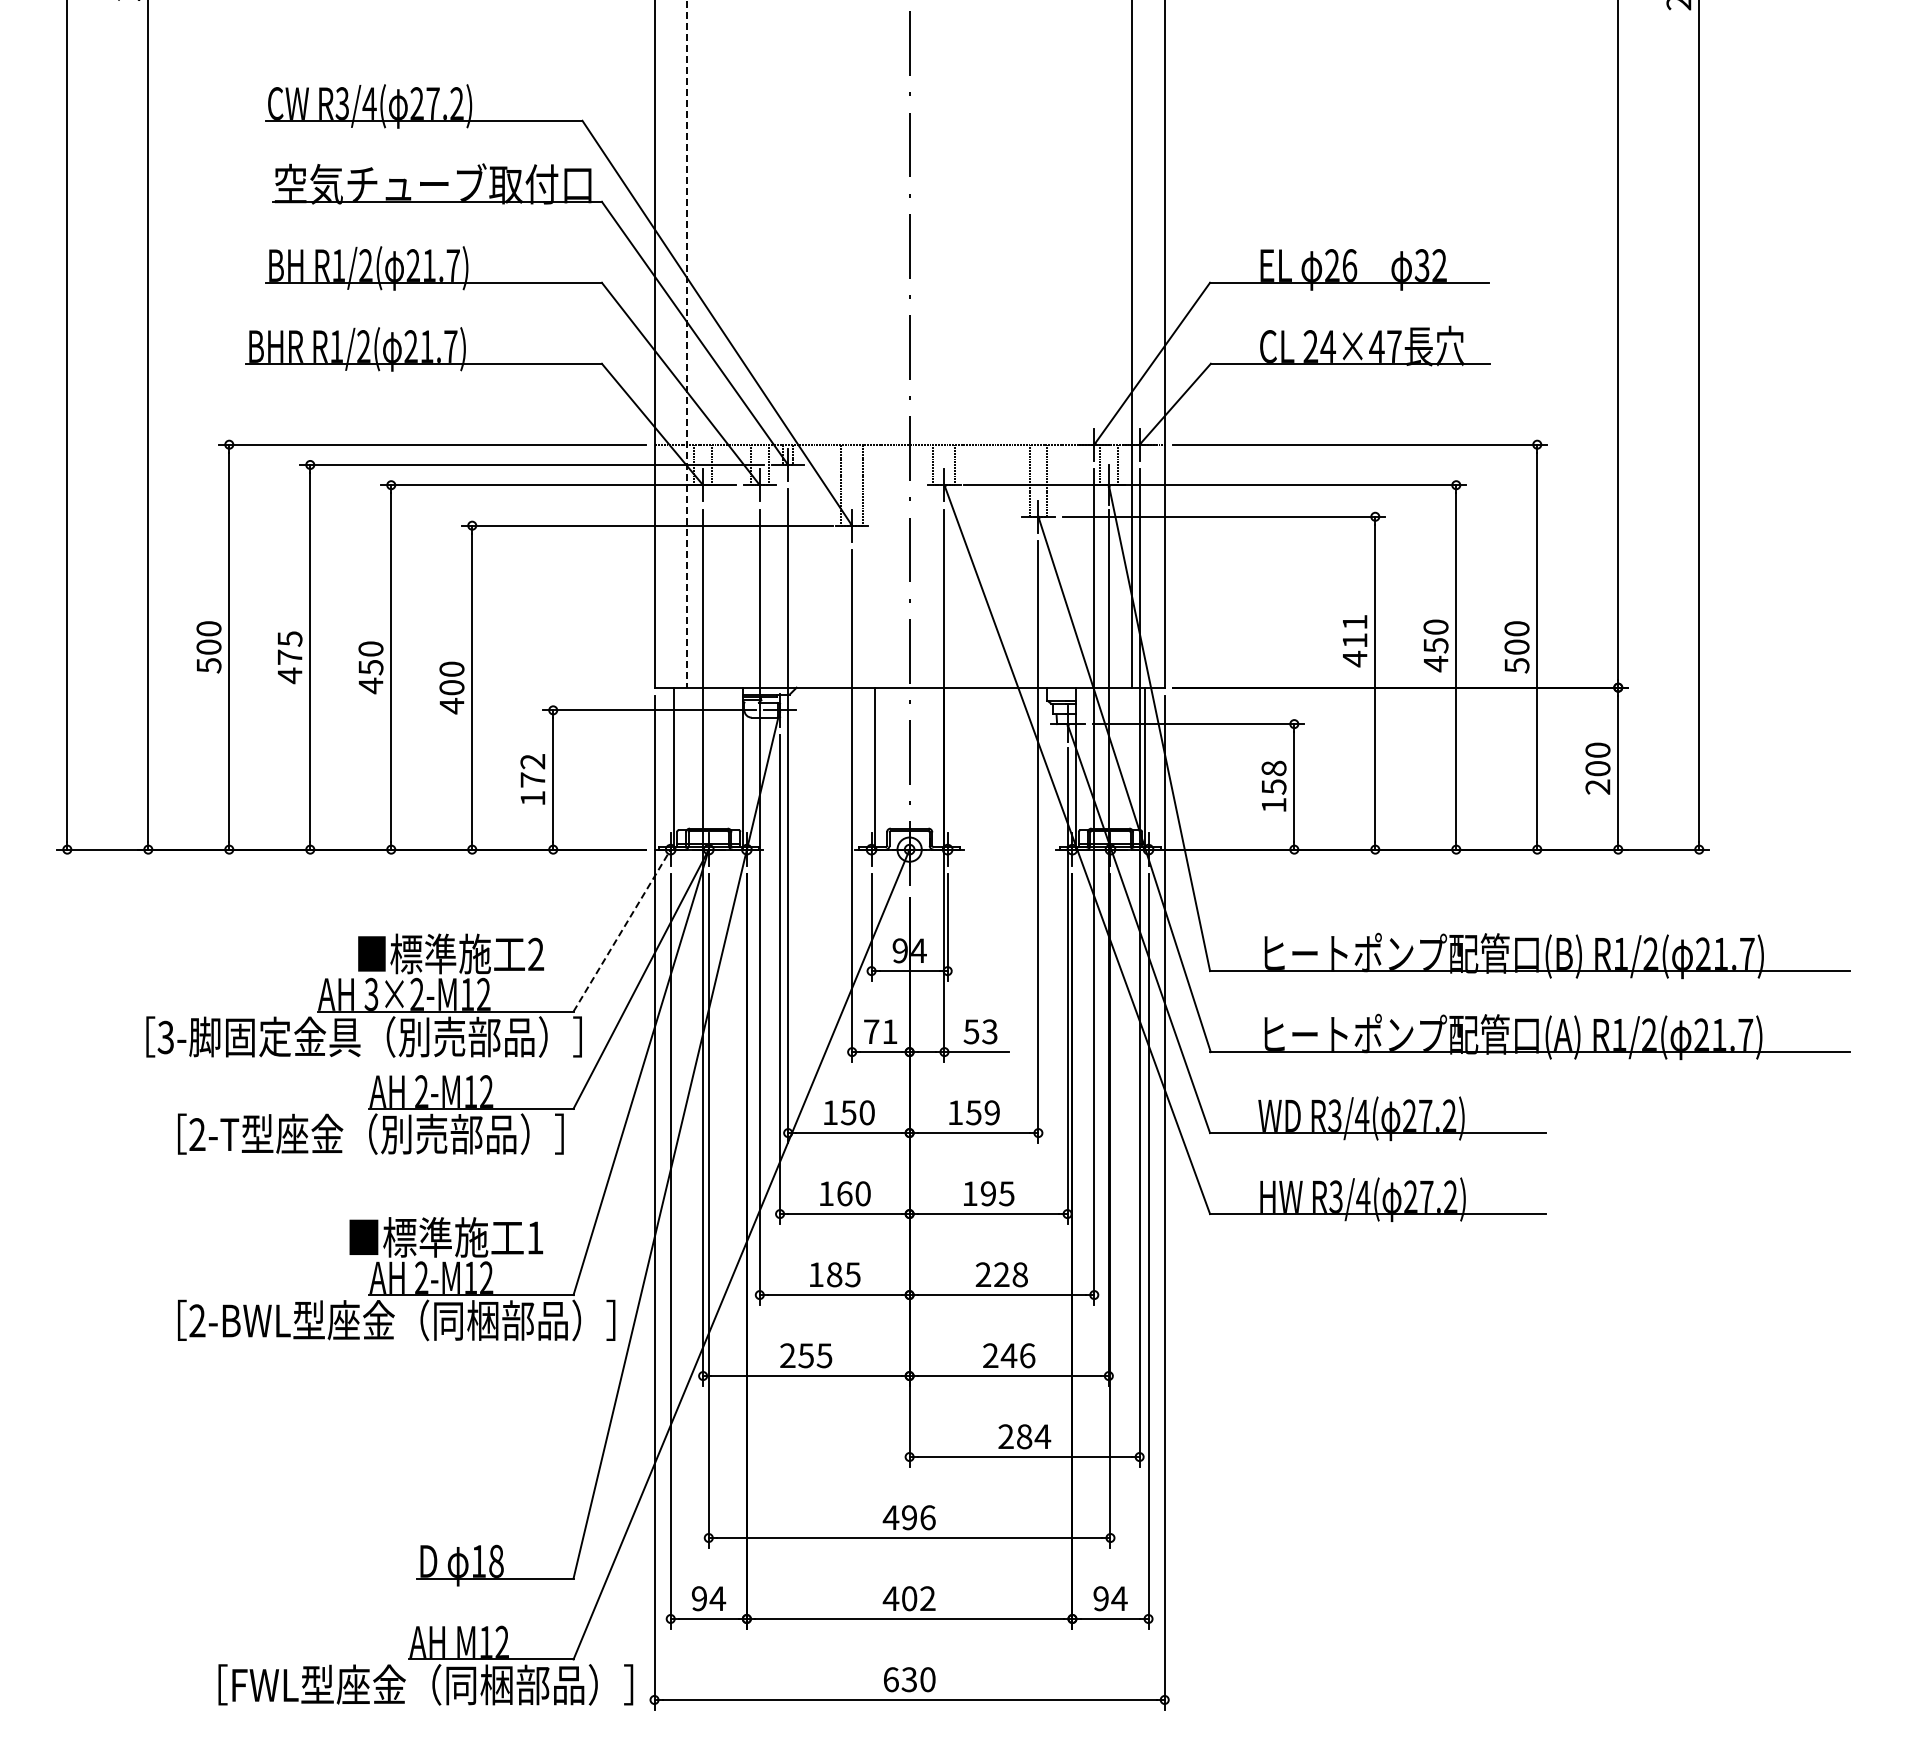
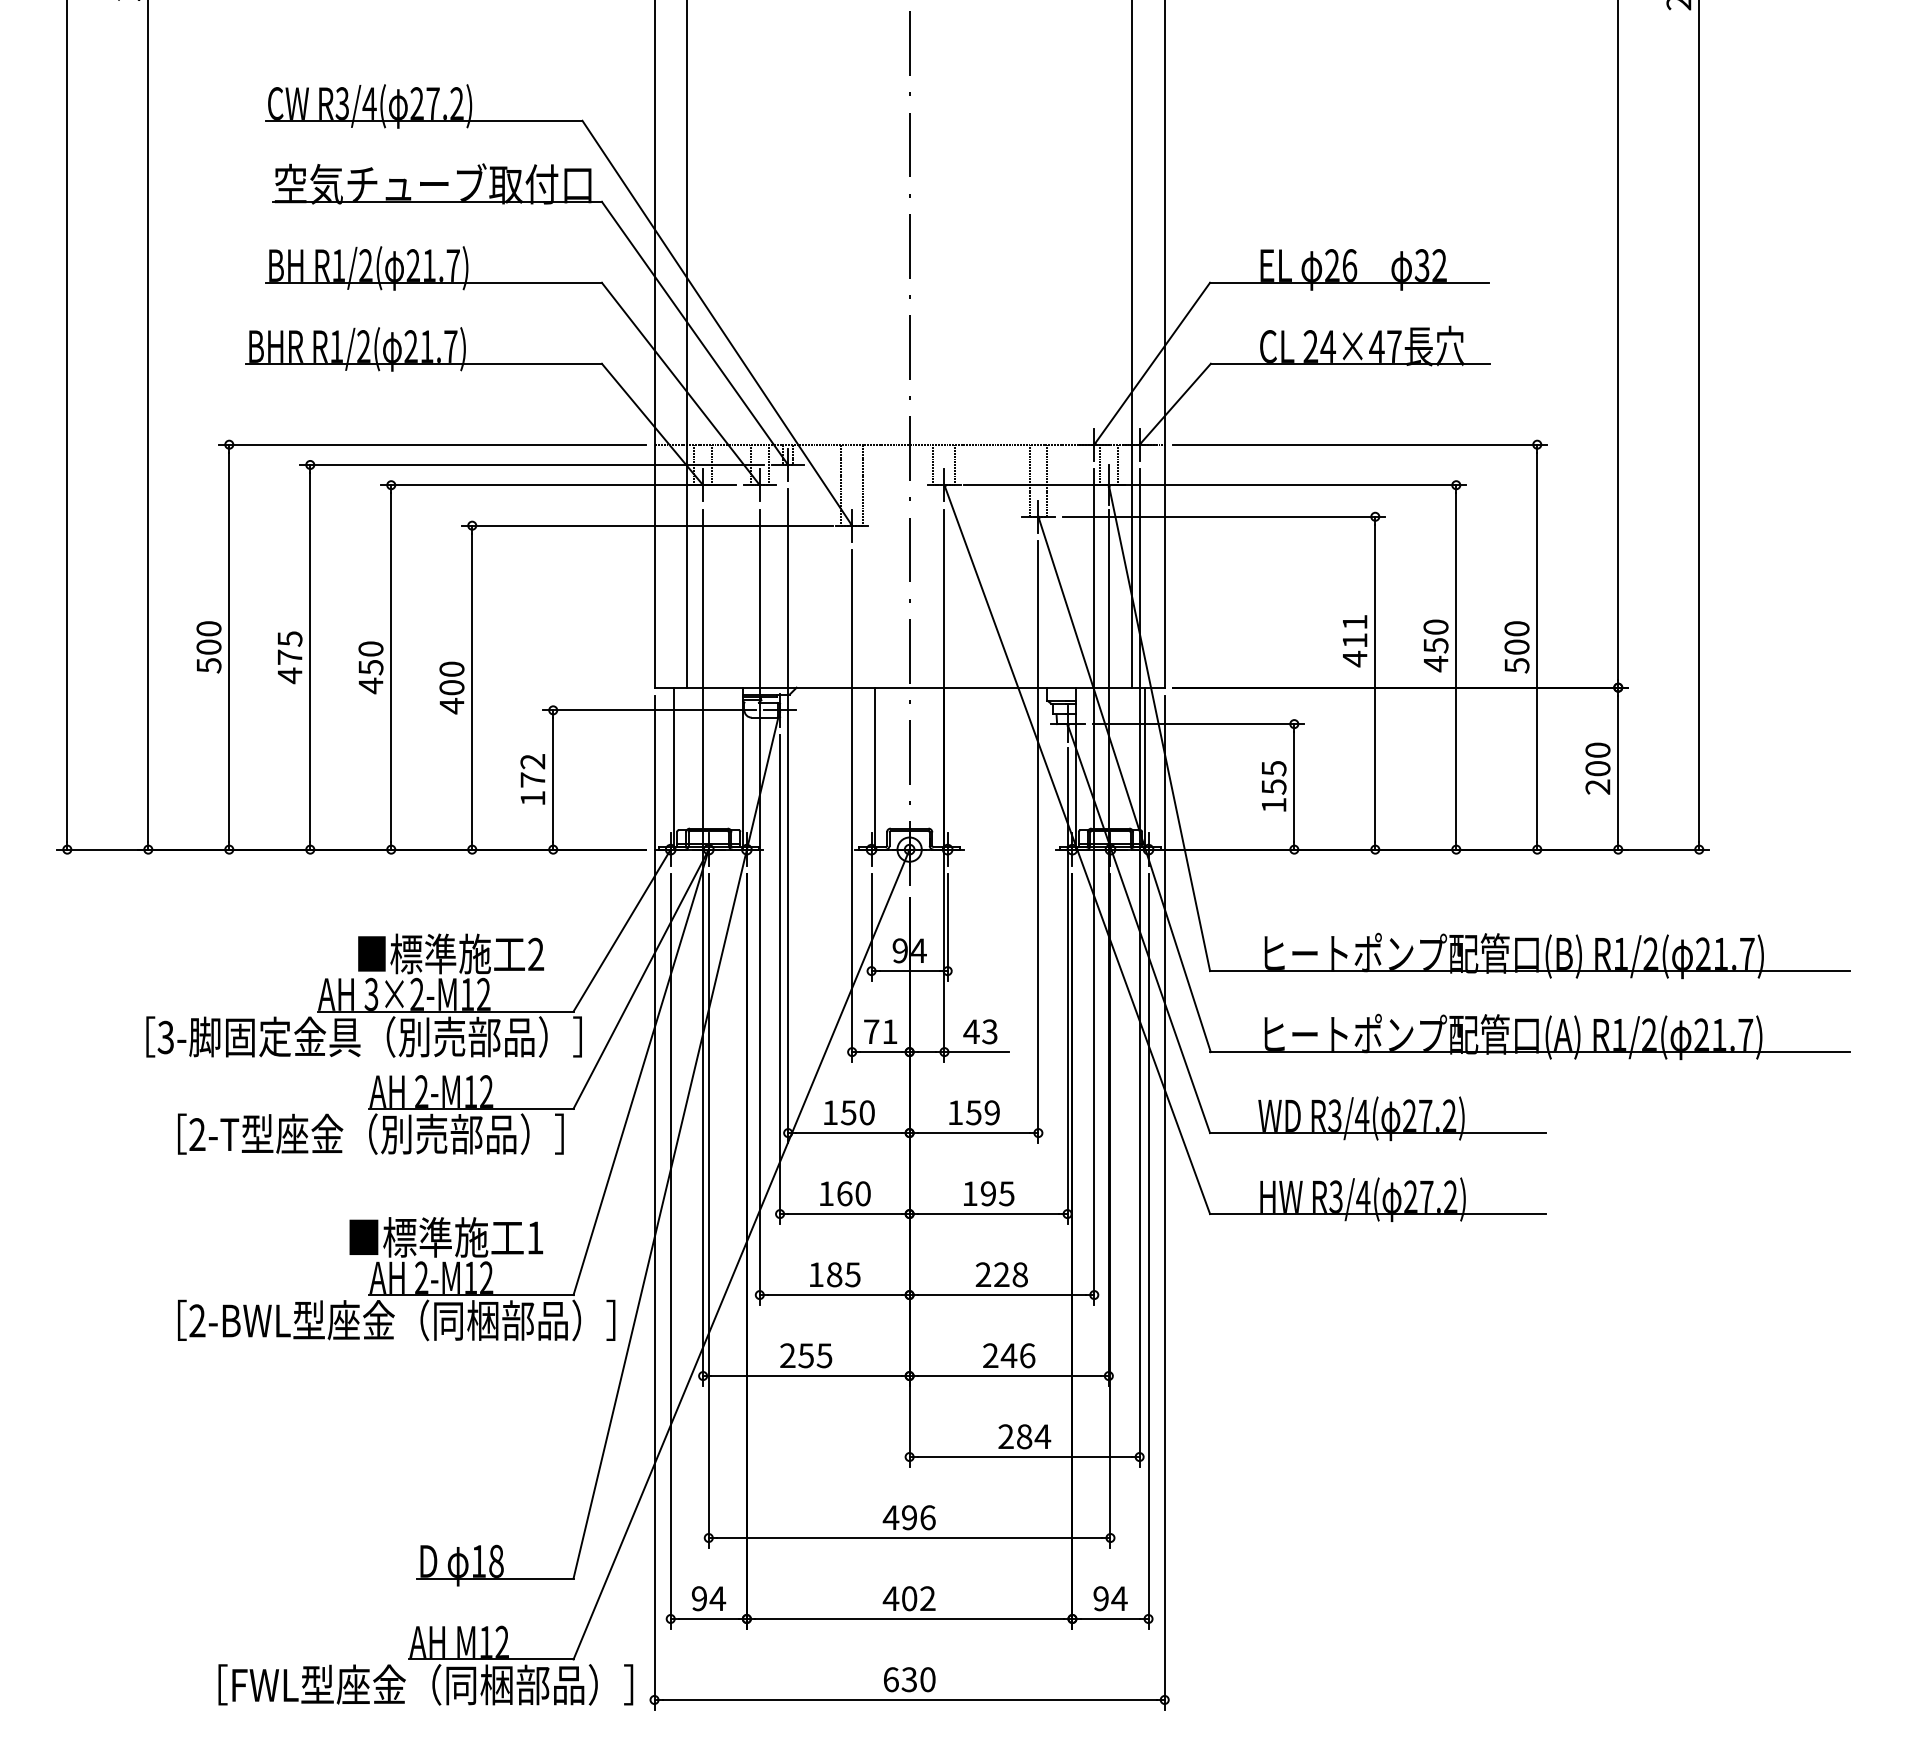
line: dashed -> solid (686, 343)
text: 158 -> 155 (1273, 768)
line: dashed -> solid (622, 930)
text: 53 -> 43 (971, 1031)
